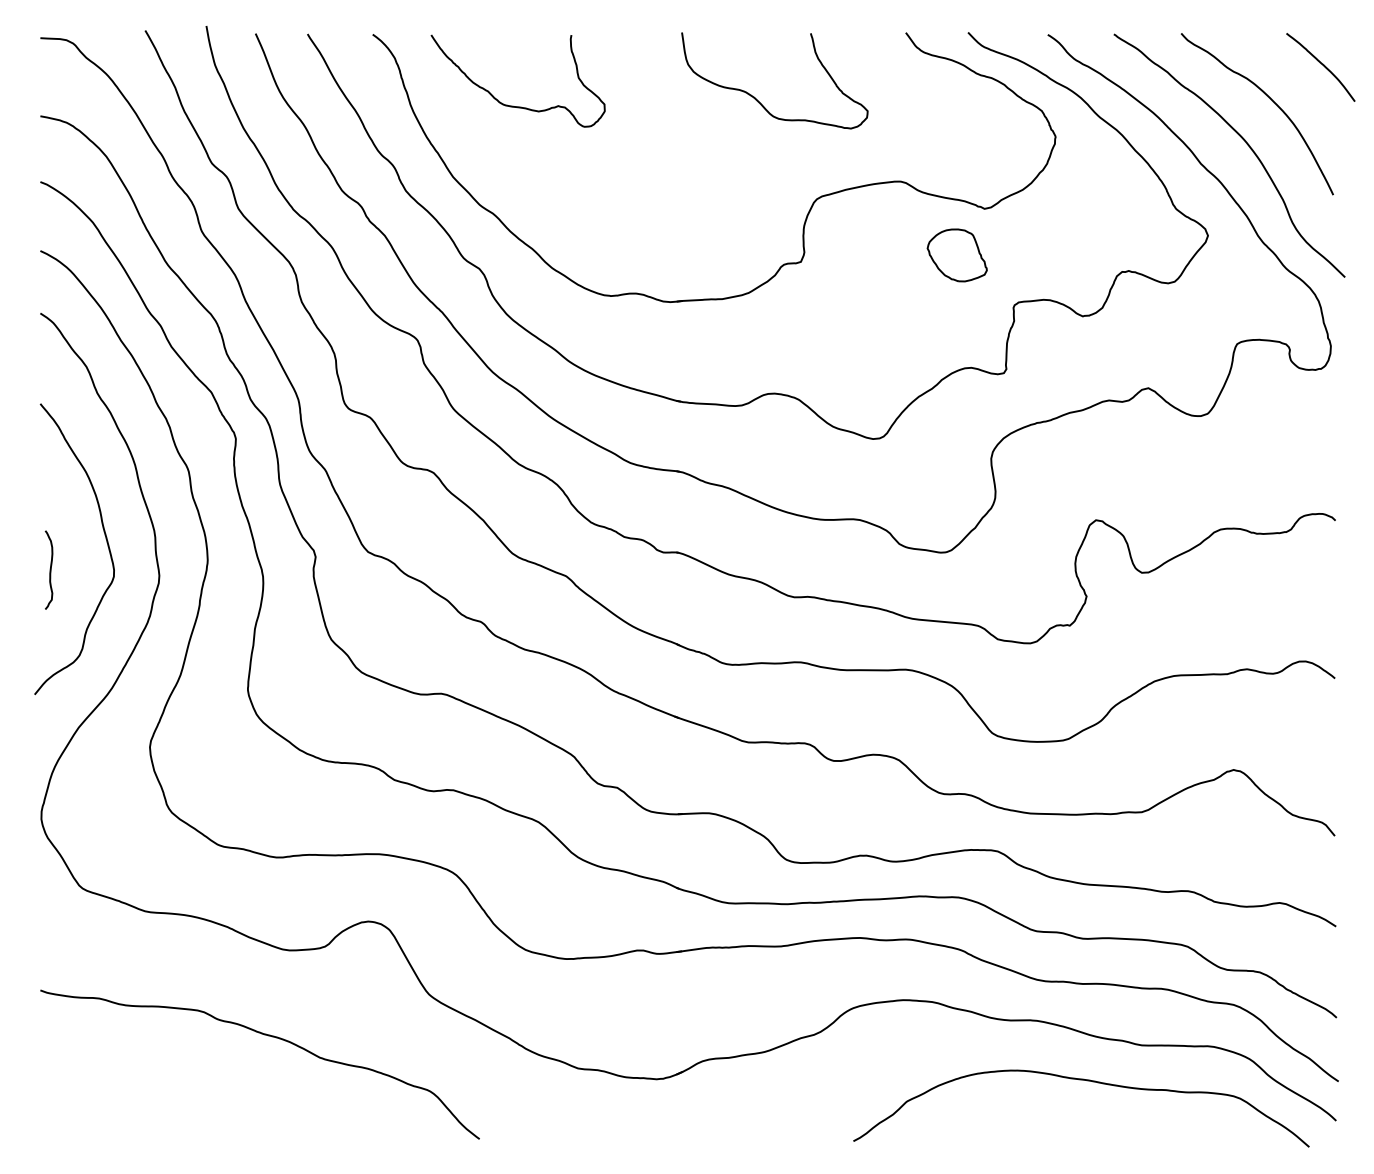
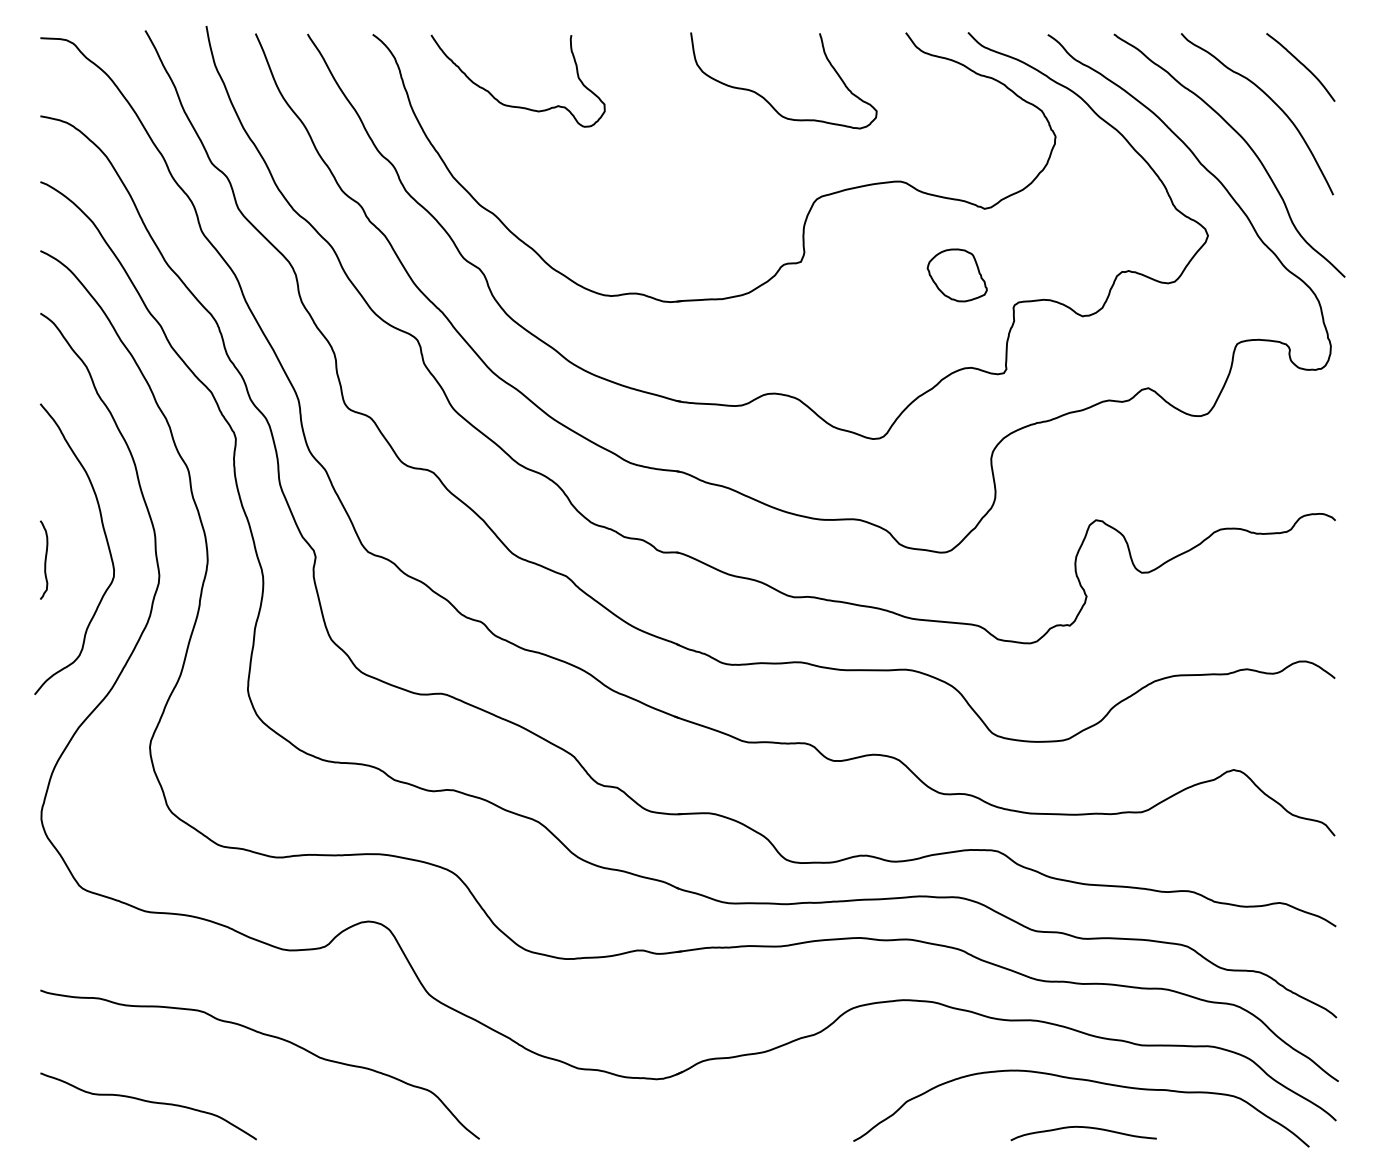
curve position: (1322, 65) -> (1302, 65) (1302, 65)
curve position: (756, 98) -> (765, 98) (765, 98)
part position: (956, 255) -> (956, 275) (956, 275)
curve position: (49, 569) -> (44, 559) (44, 559)
curve: none -> present (148, 1102)
curve: none -> present (1084, 1128)
